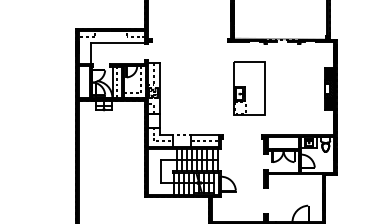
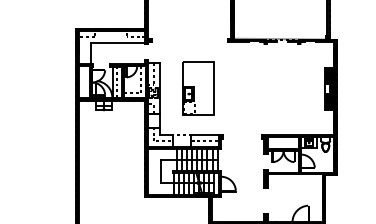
part position: (249, 88) -> (198, 88) (198, 88)
